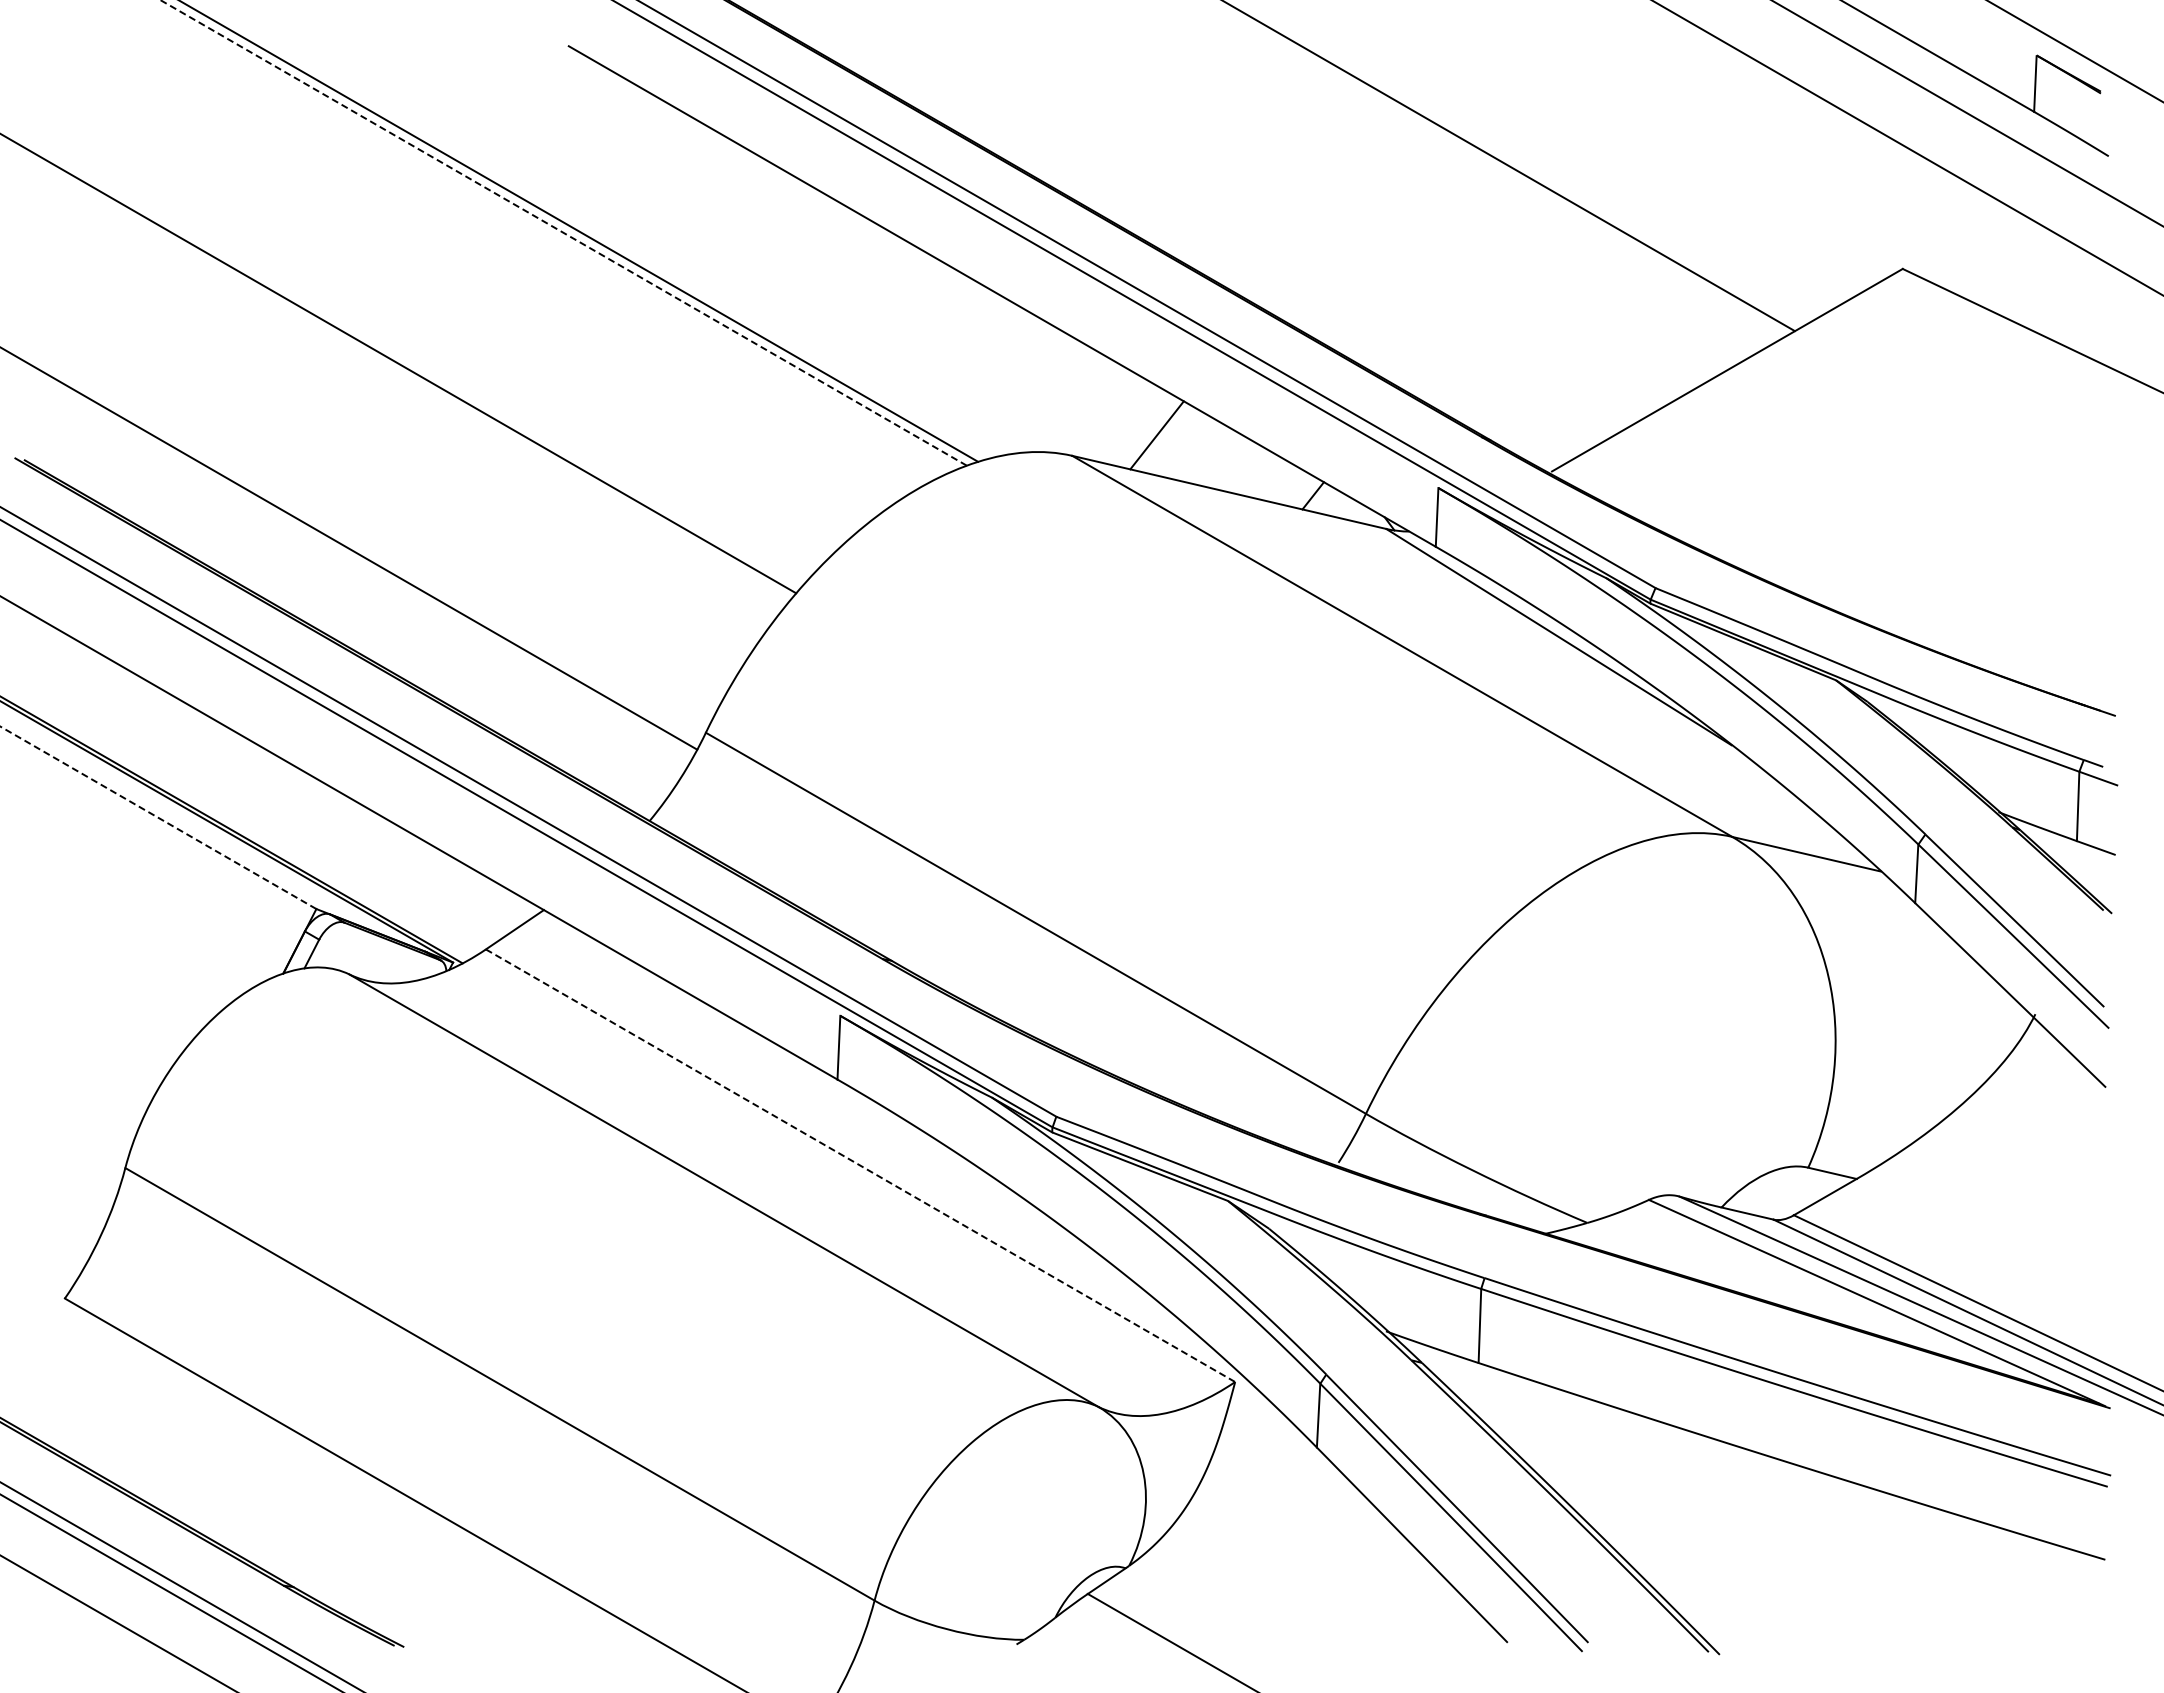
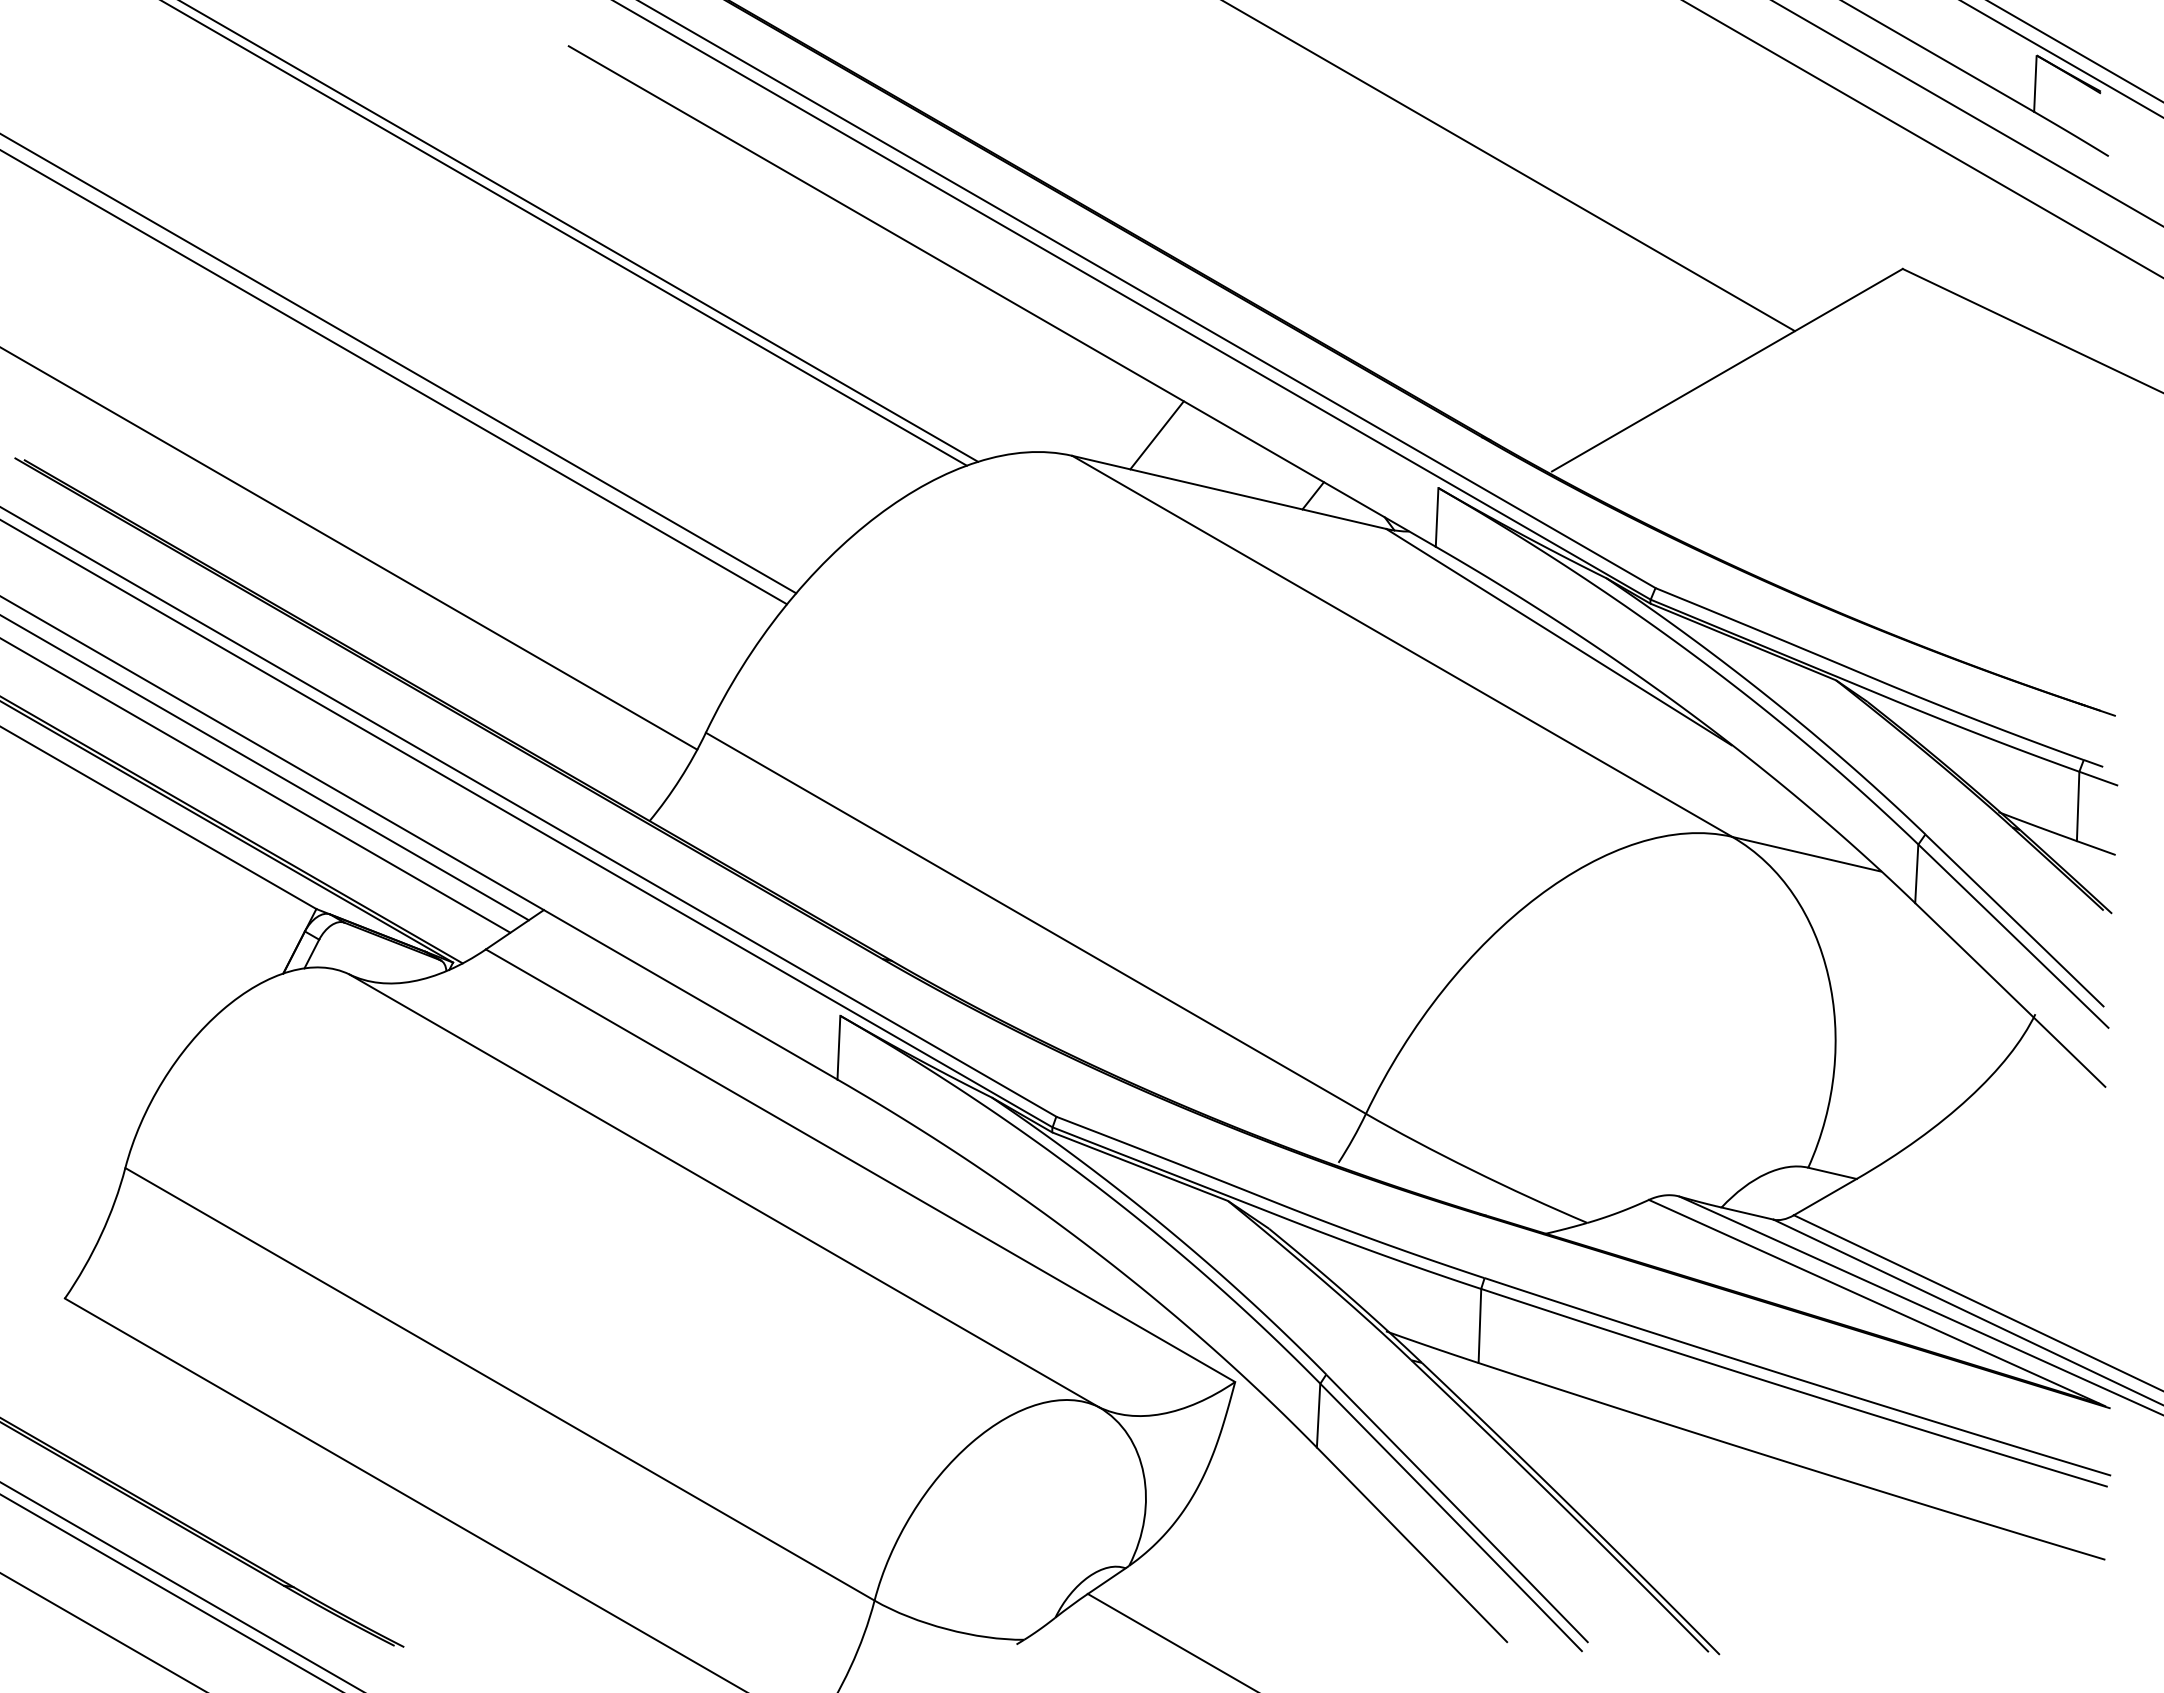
line: none -> present (2061, 59)
line position: (1907, 147) -> (1922, 139) (1922, 139)
line: dashed -> solid (563, 232)
line: none -> present (394, 377)
line: none -> present (265, 768)
line: none -> present (256, 785)
line: dashed -> solid (157, 817)
line: dashed -> solid (860, 1165)
line position: (117, 1622) -> (102, 1631) (102, 1631)
